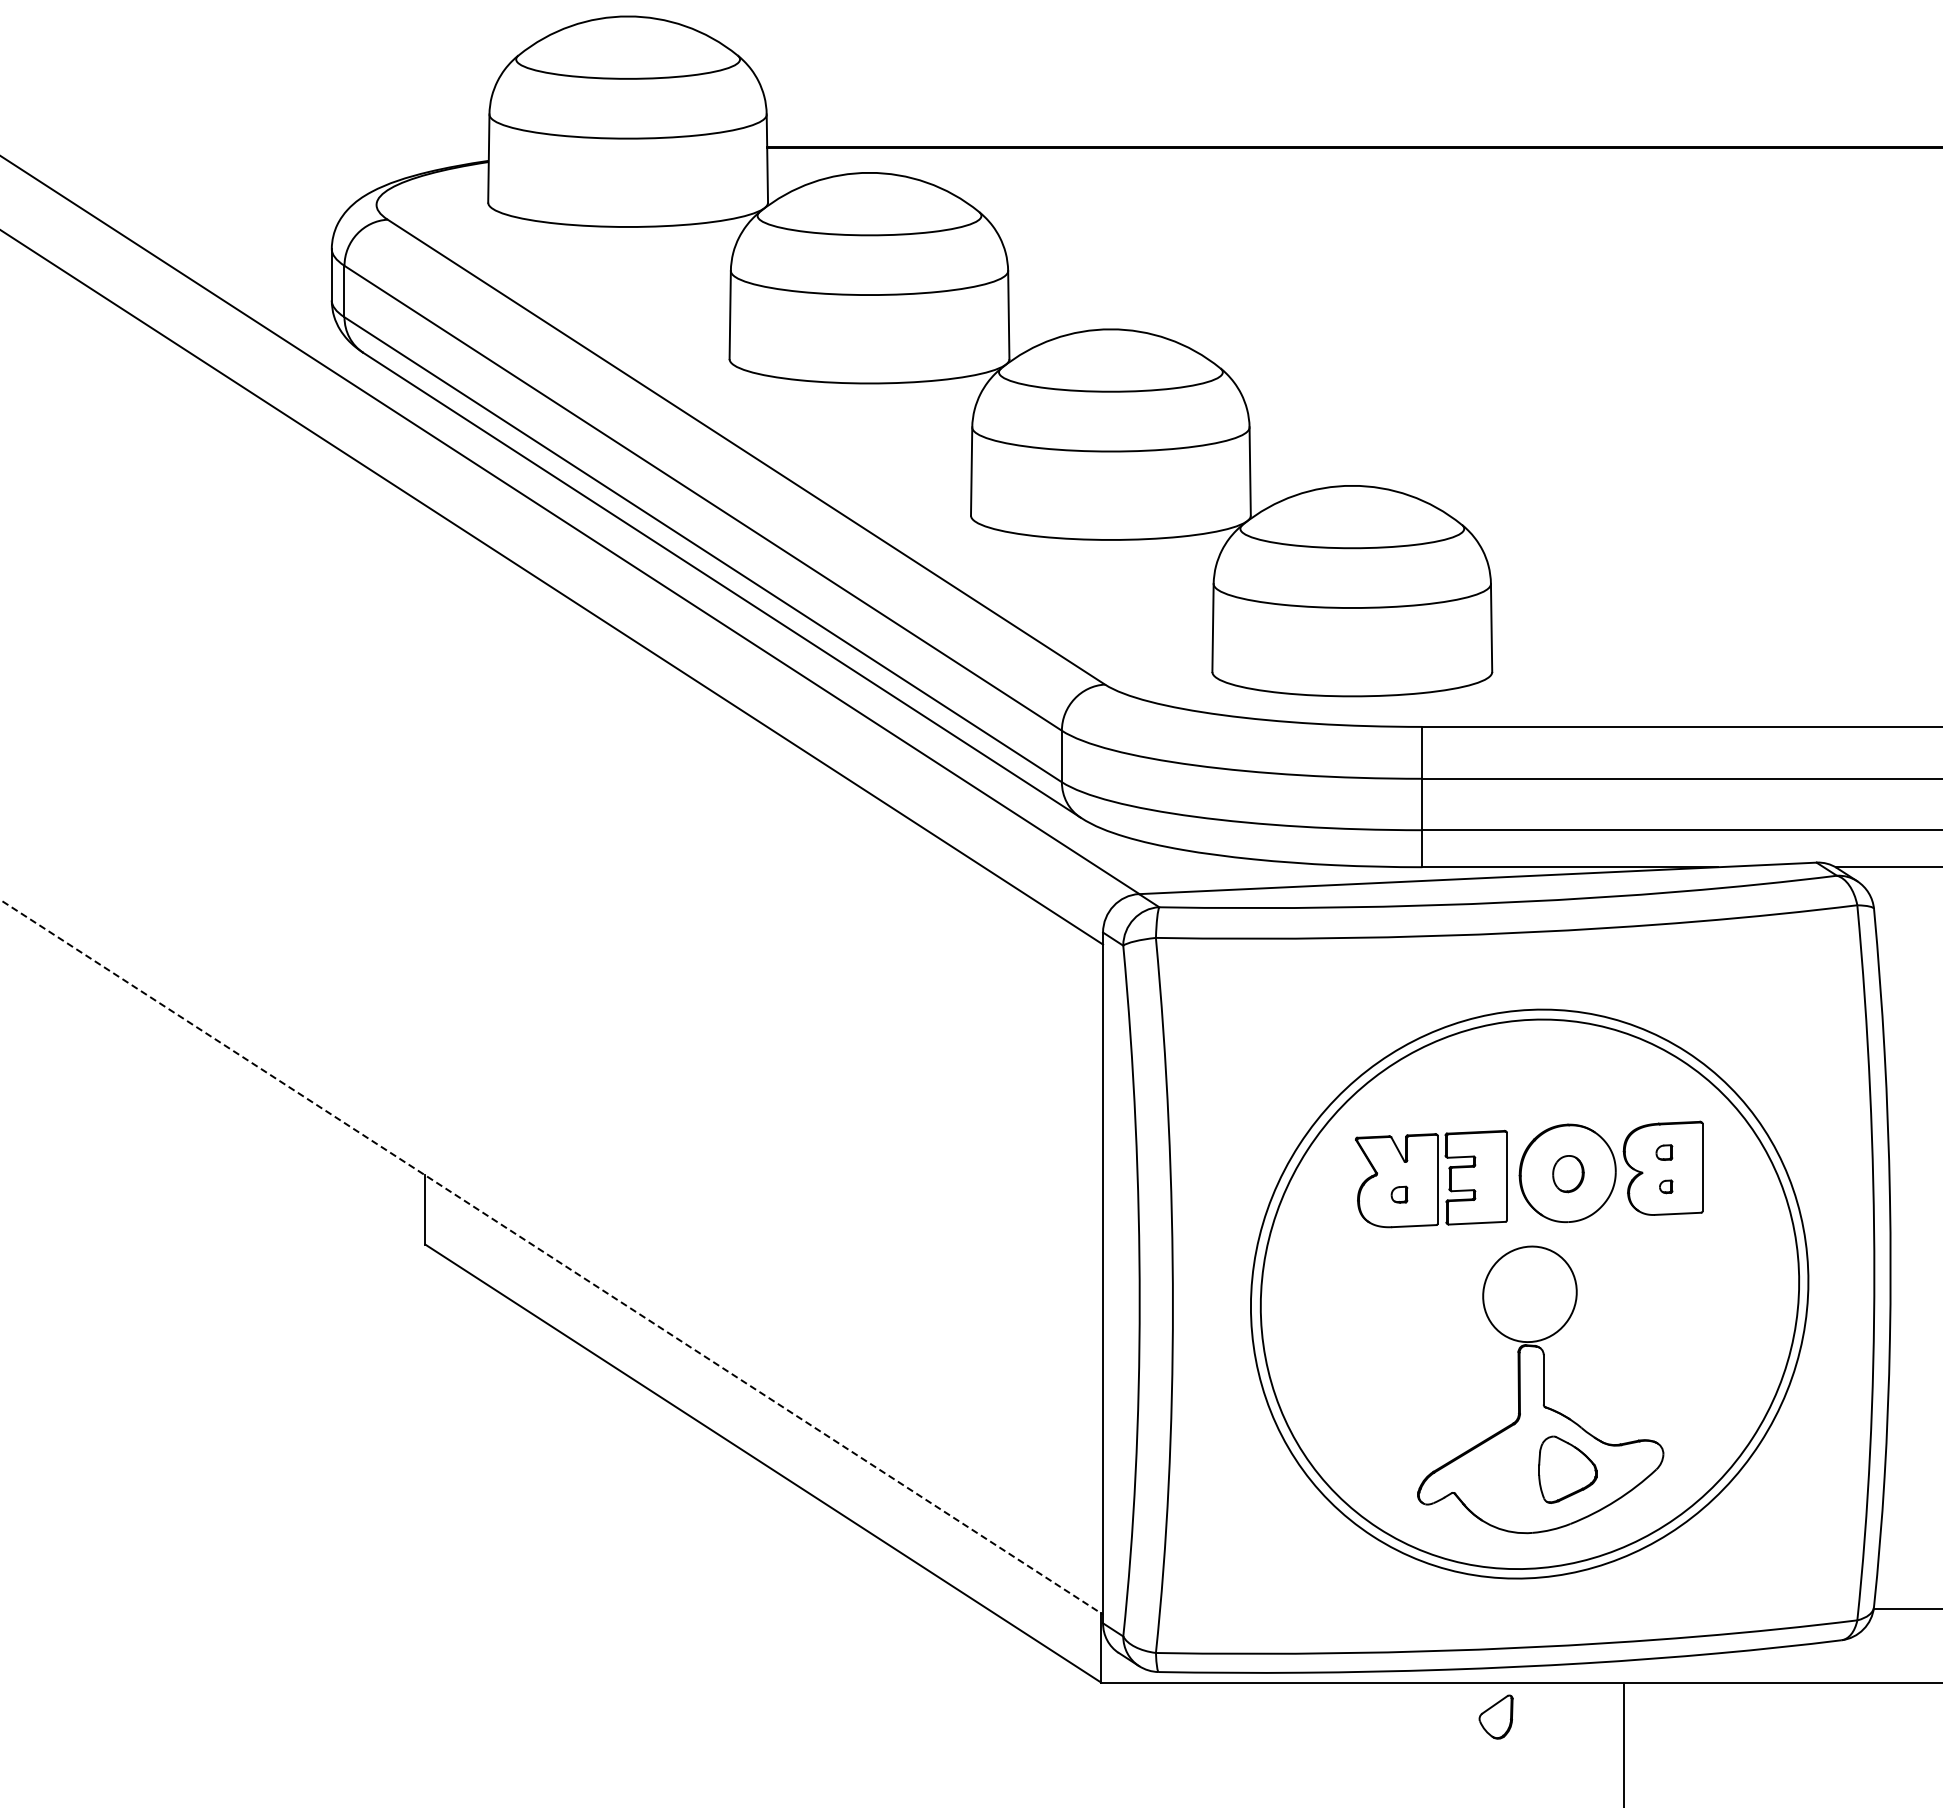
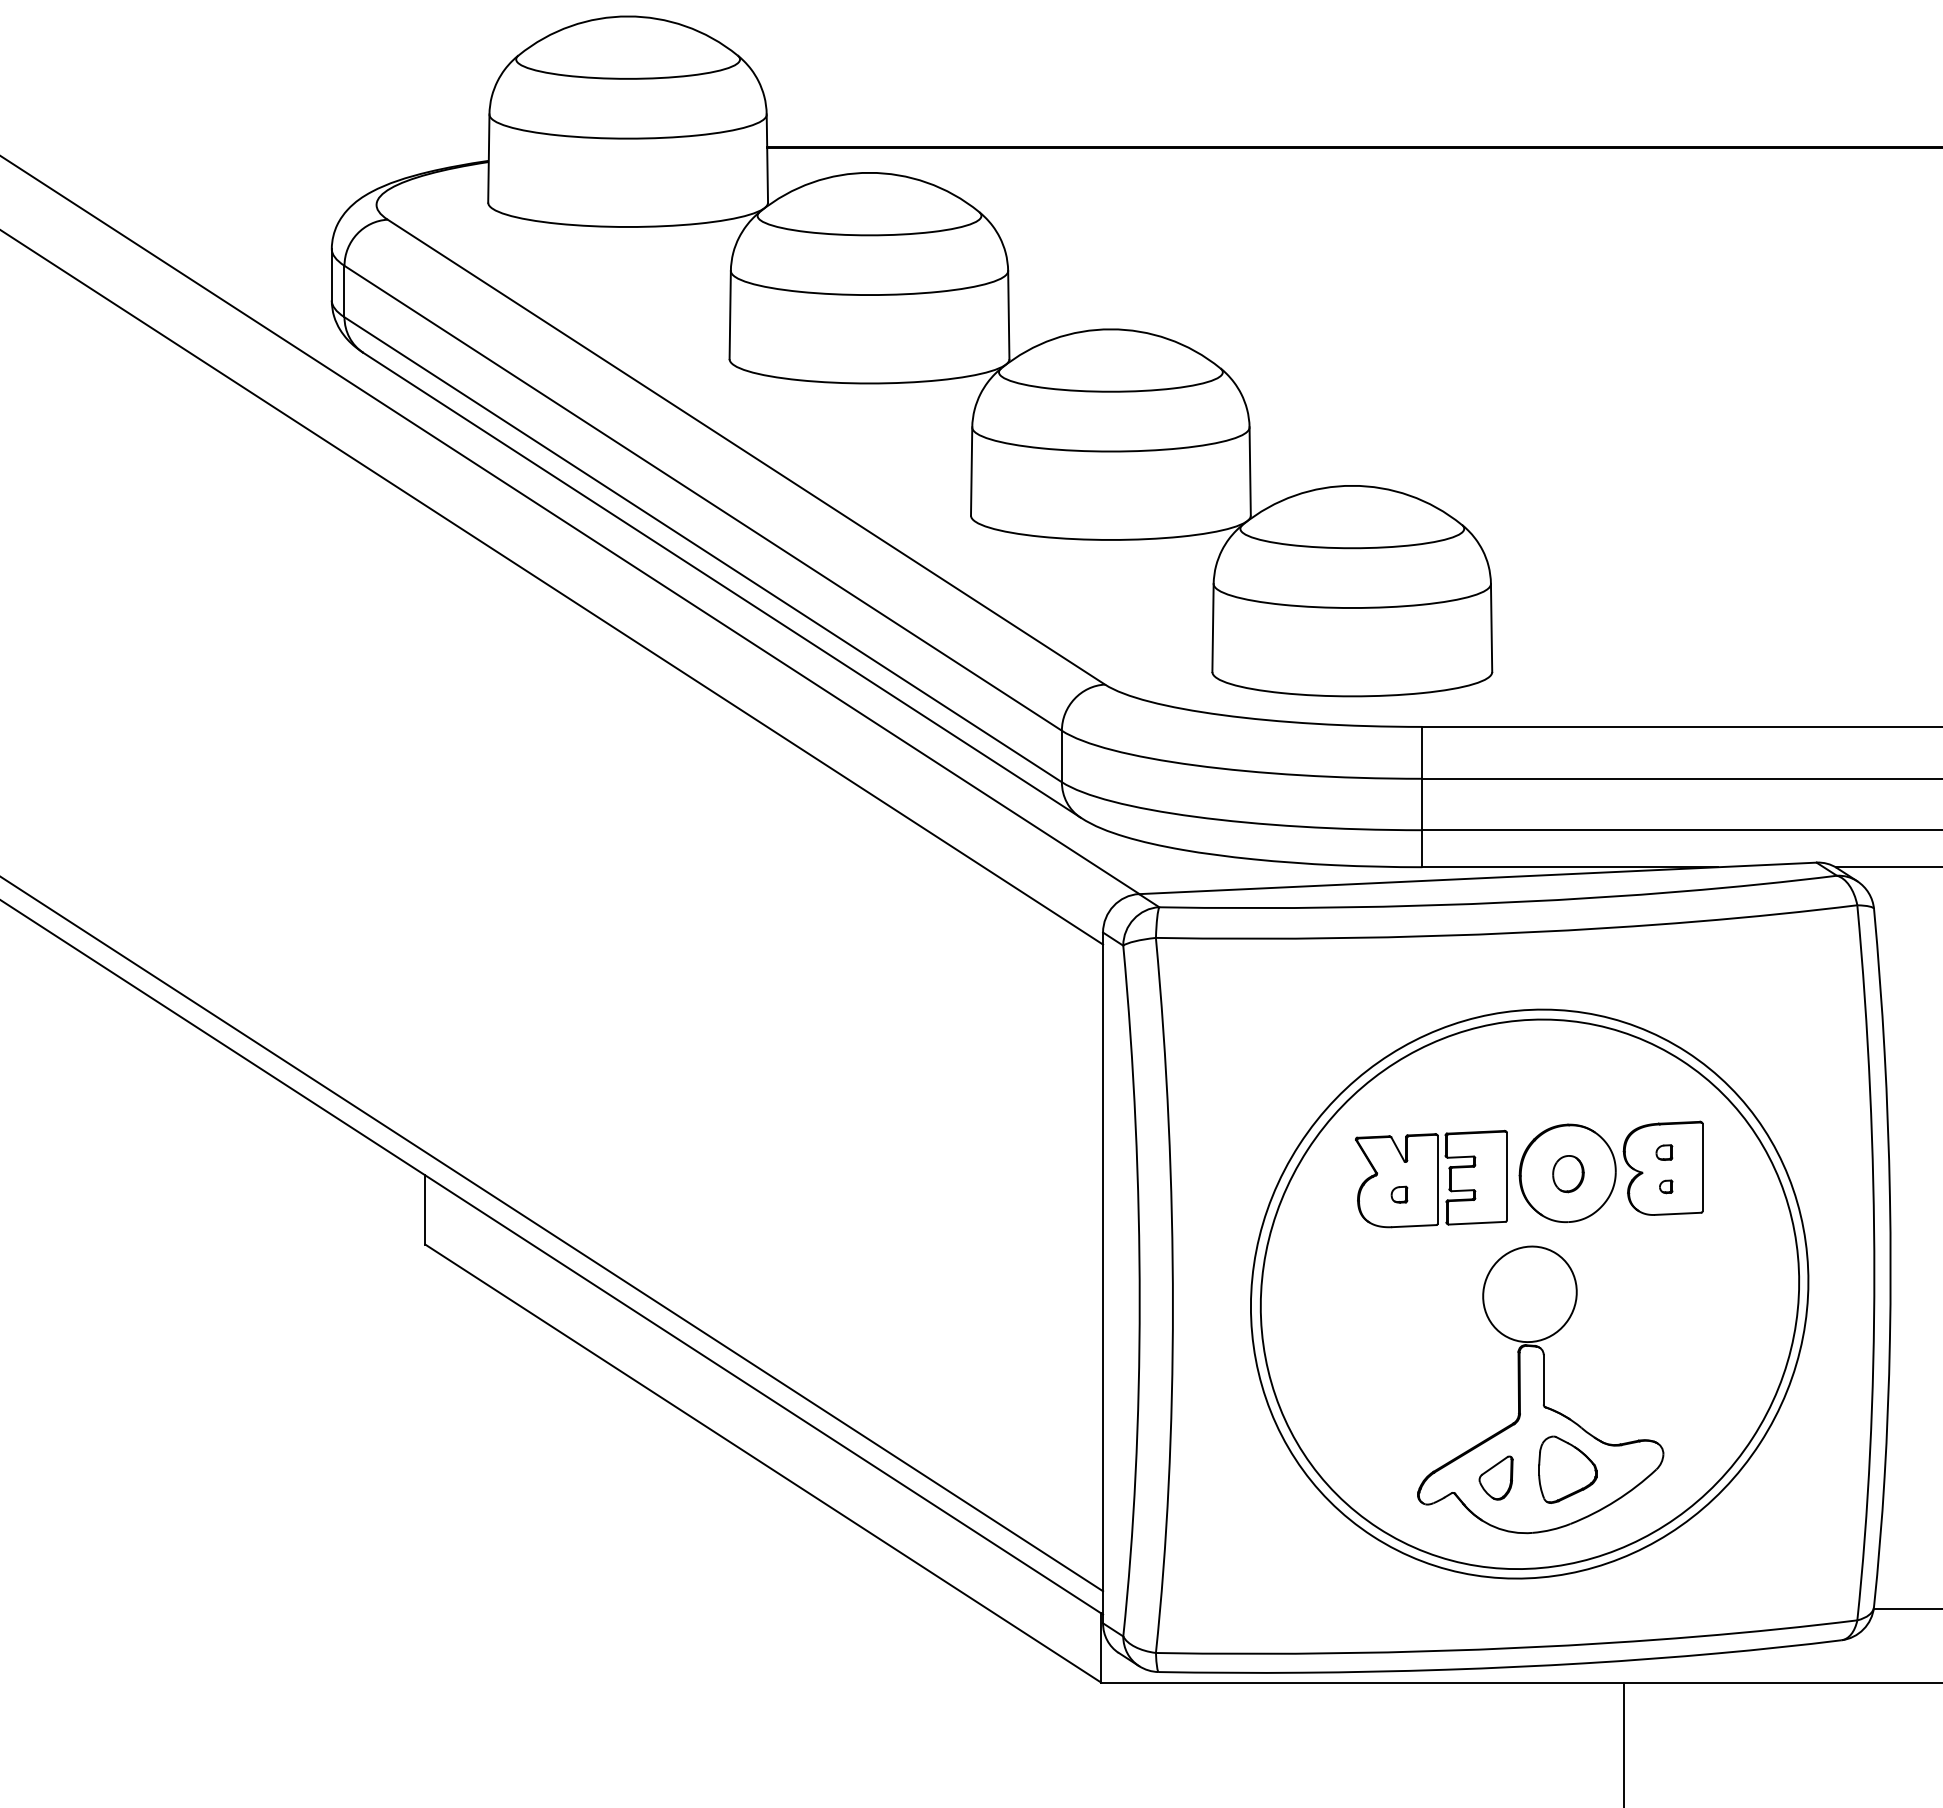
line: none -> present (552, 1234)
line: dashed -> solid (552, 1257)
part position: (1495, 1716) -> (1495, 1477) (1495, 1477)
